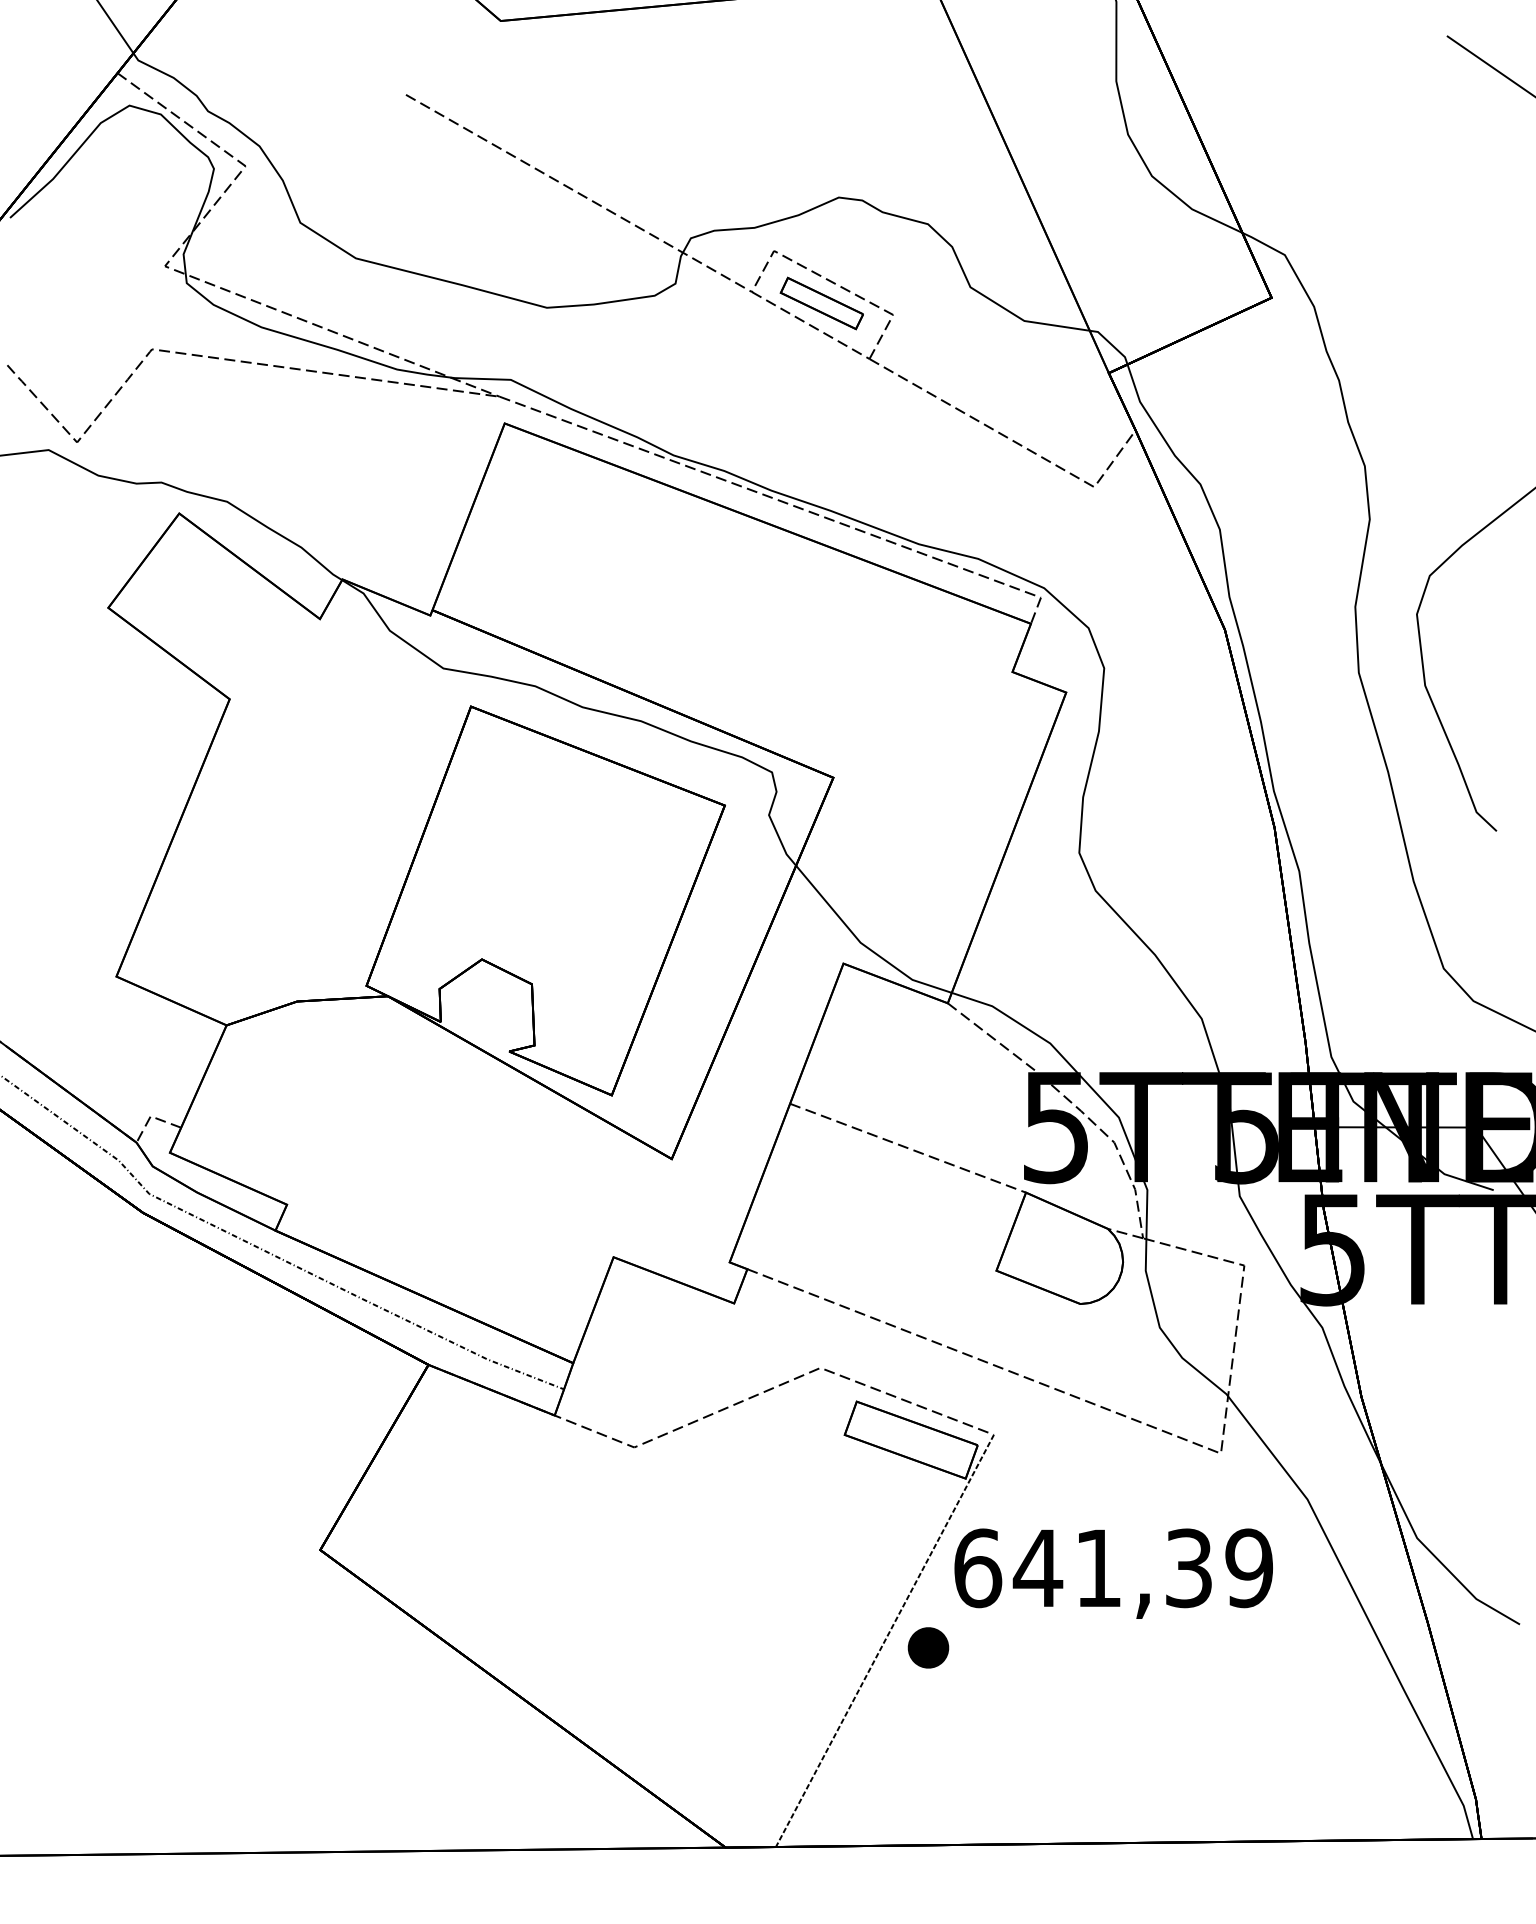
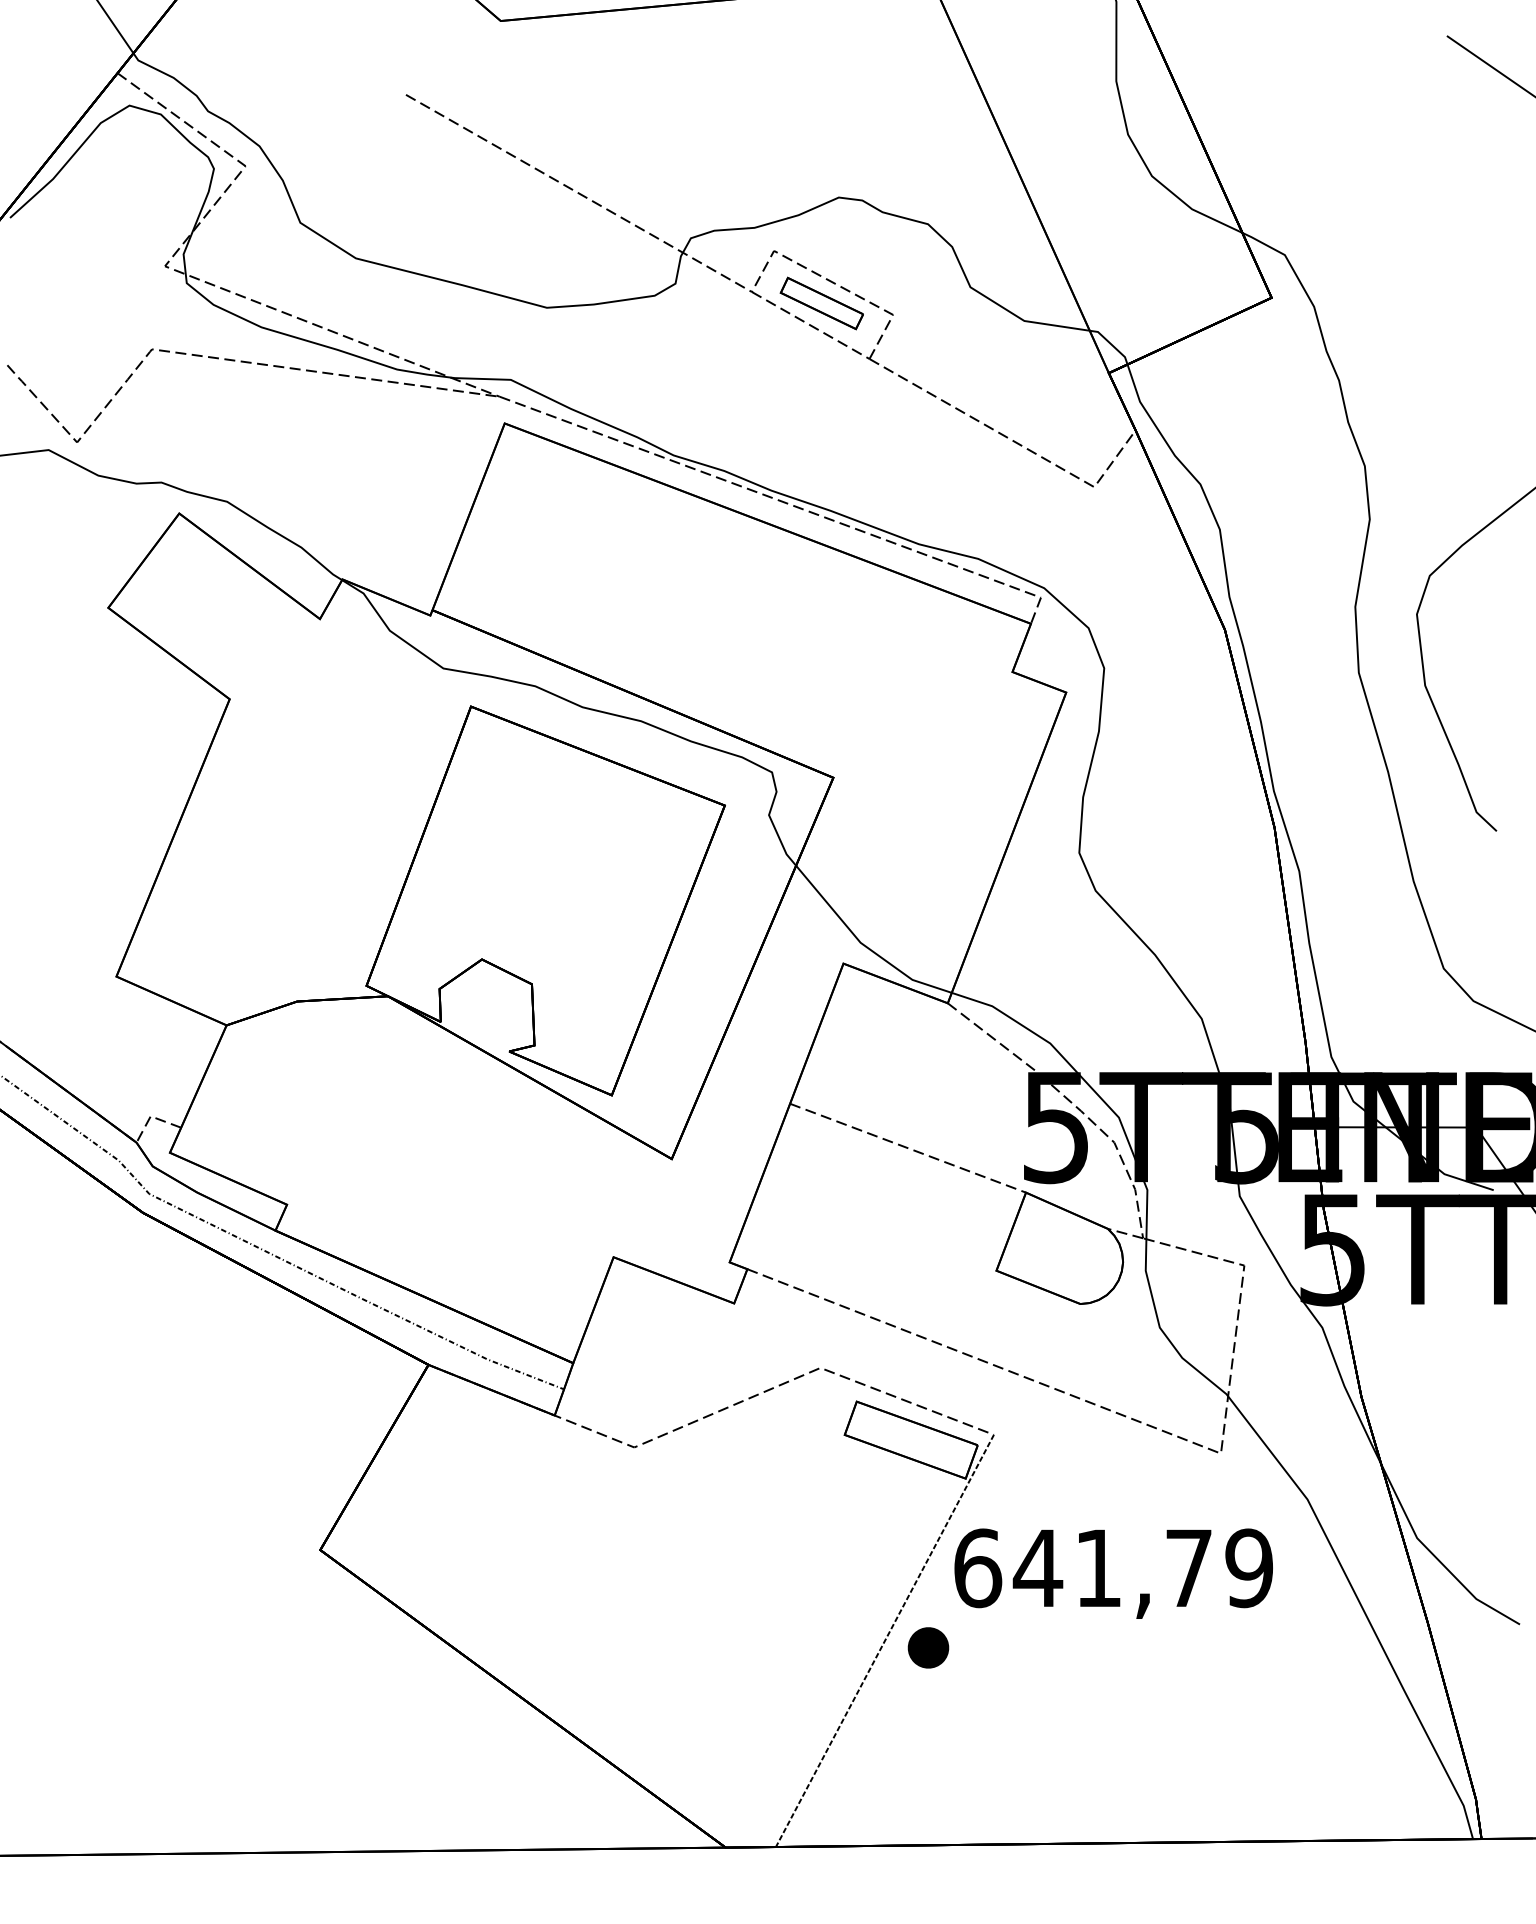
text: 641,39 -> 641,79 (1188, 1568)
